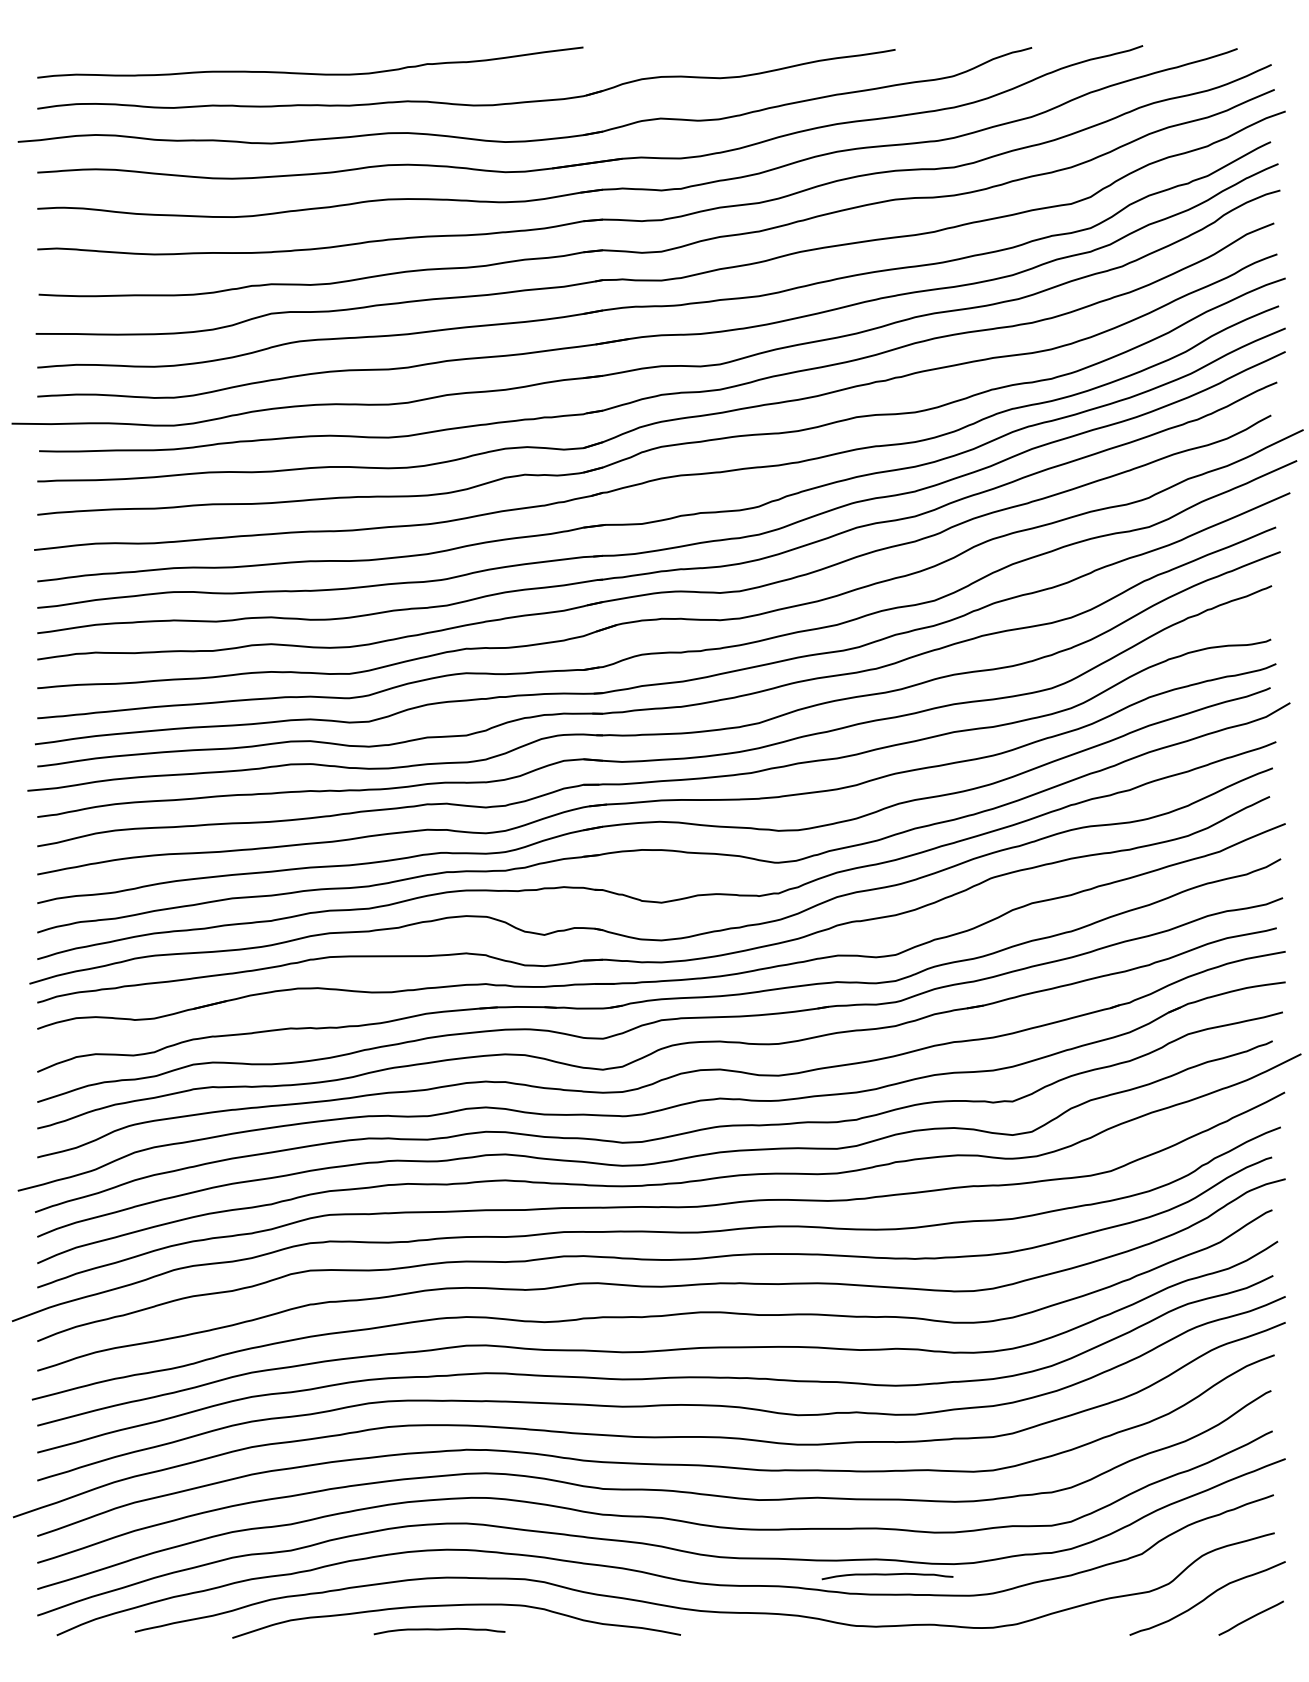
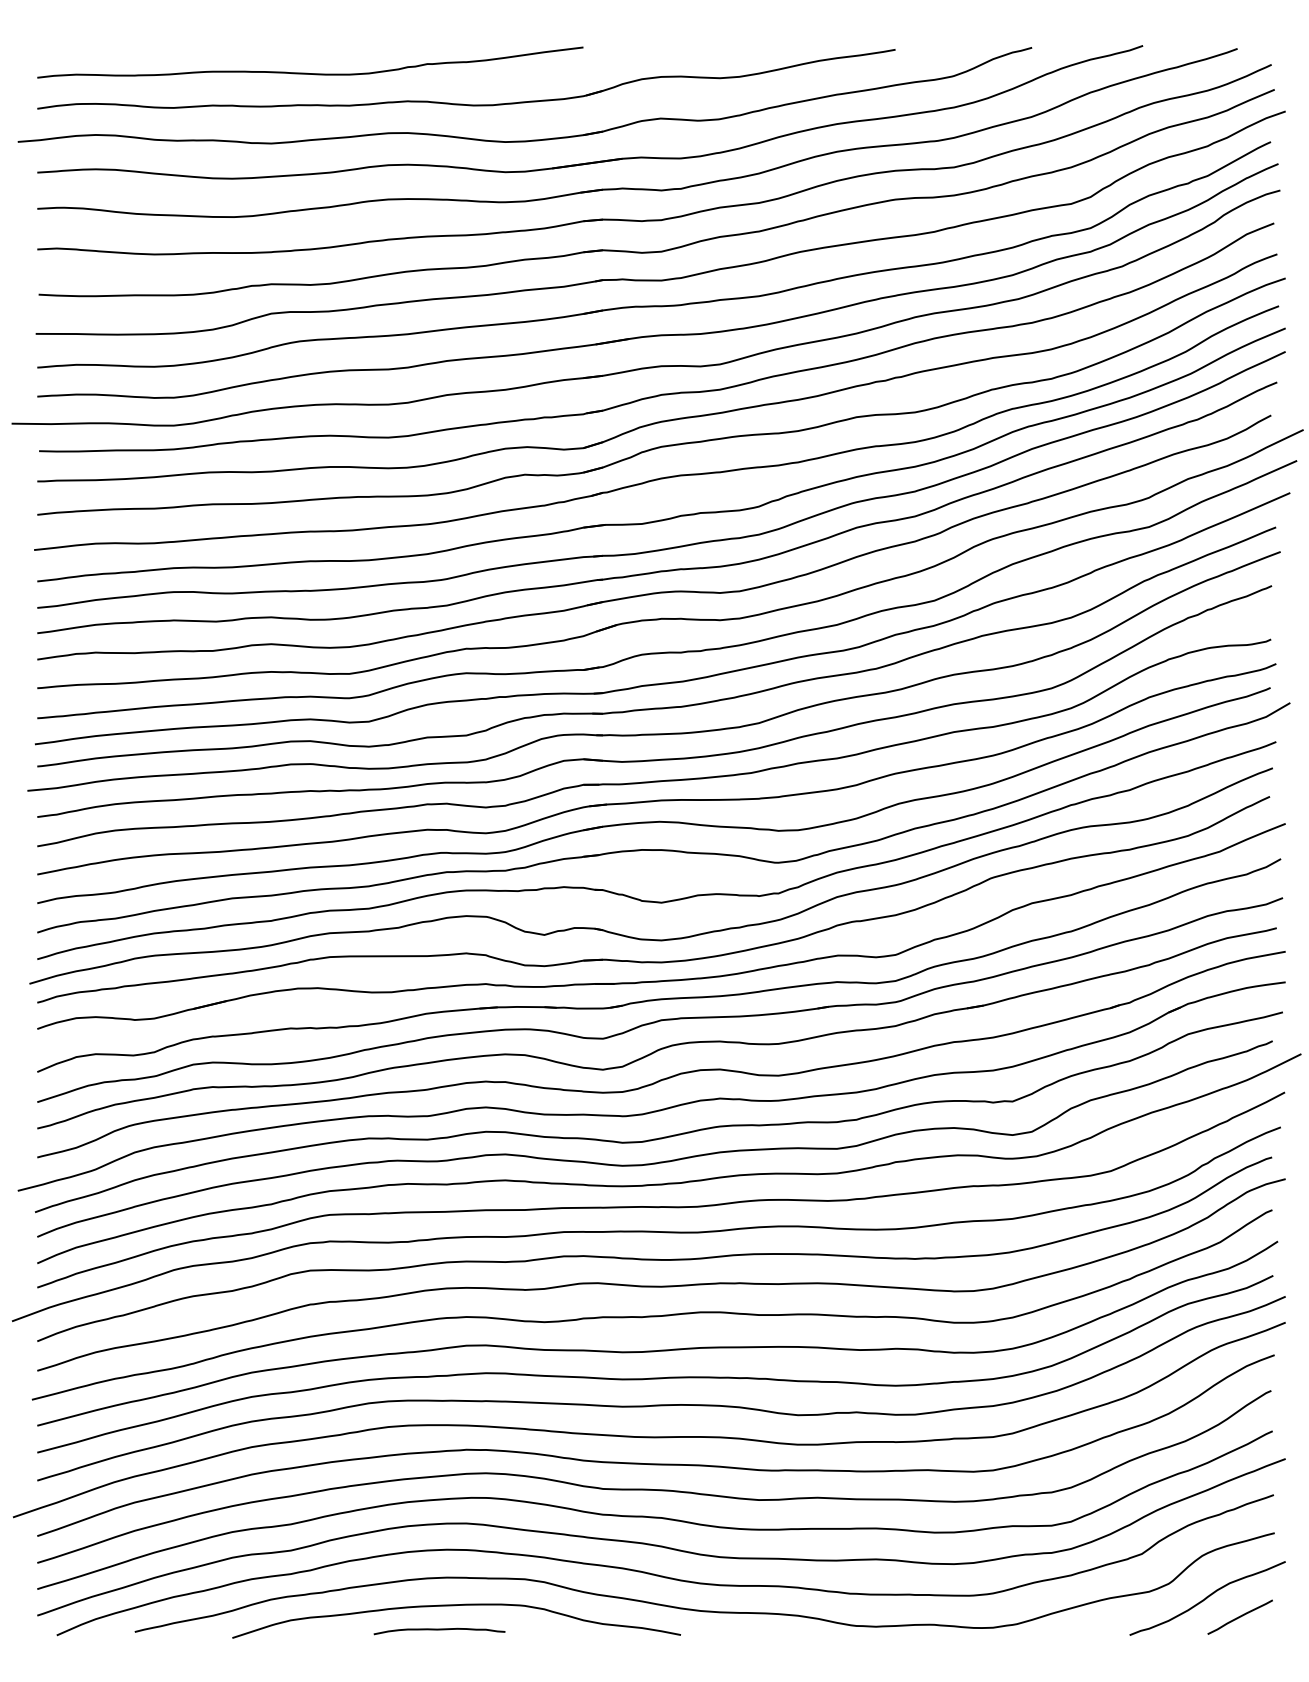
curve: present -> none (887, 1575)
line position: (1250, 1617) -> (1239, 1616) (1239, 1616)
